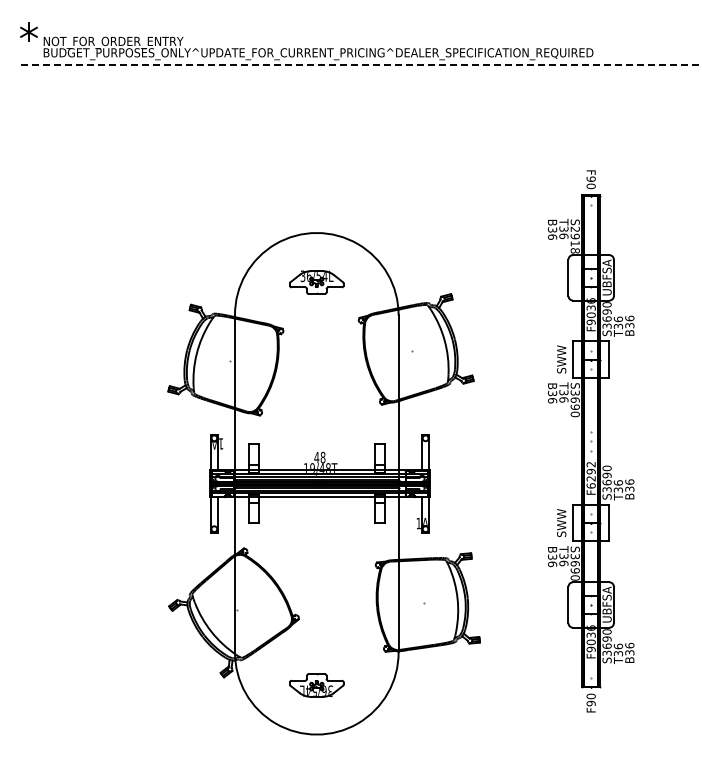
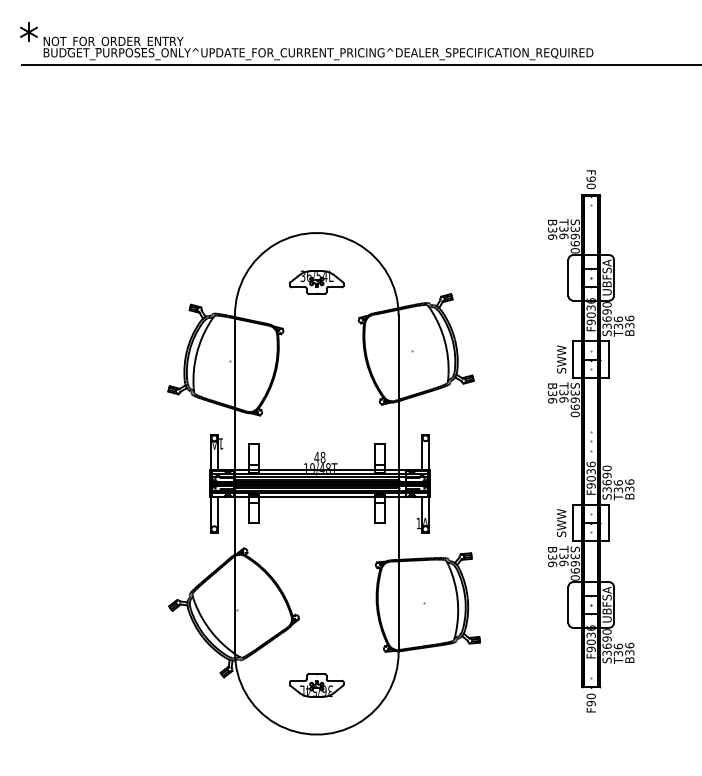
line: dashed -> solid (362, 65)
text: S2918 -> S3690 (574, 239)
text: F6292 -> F9036 (590, 474)
